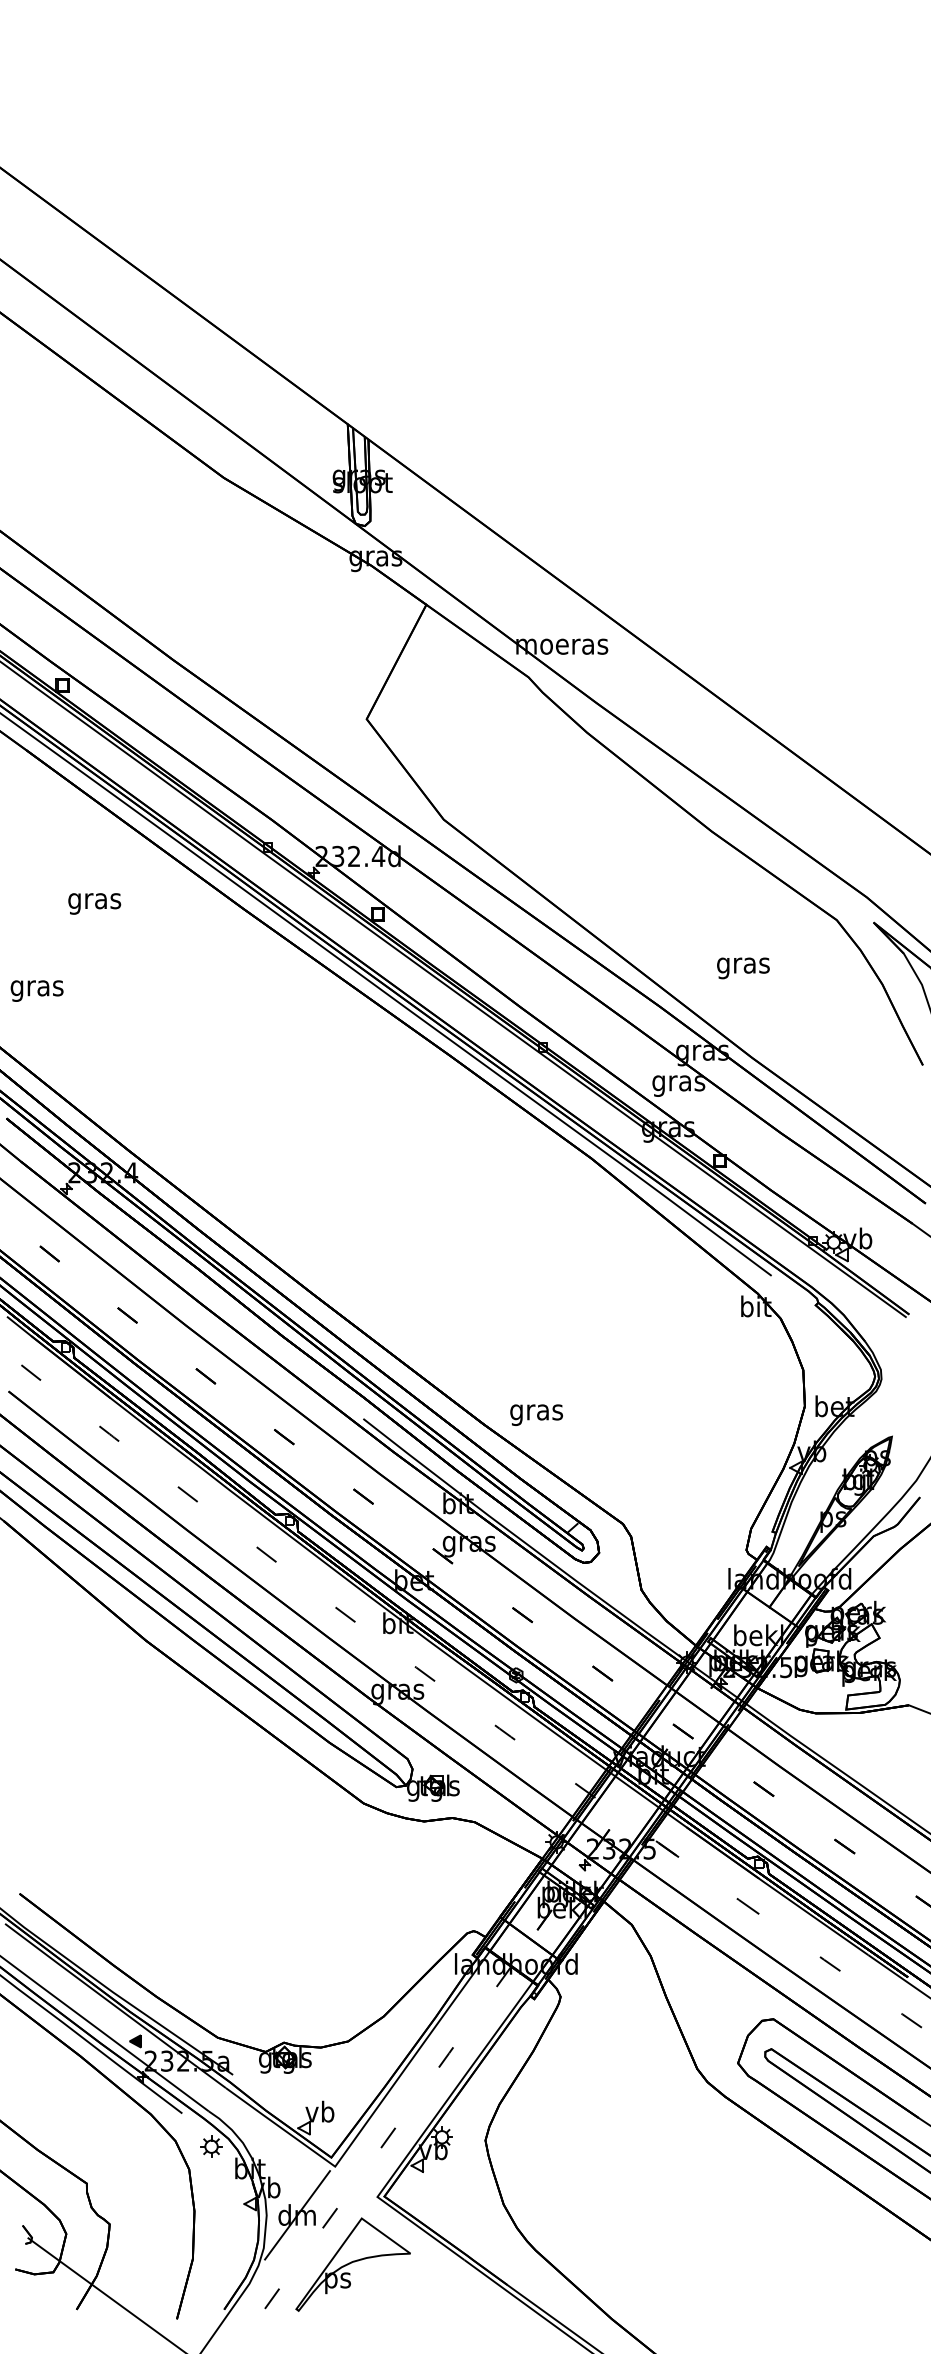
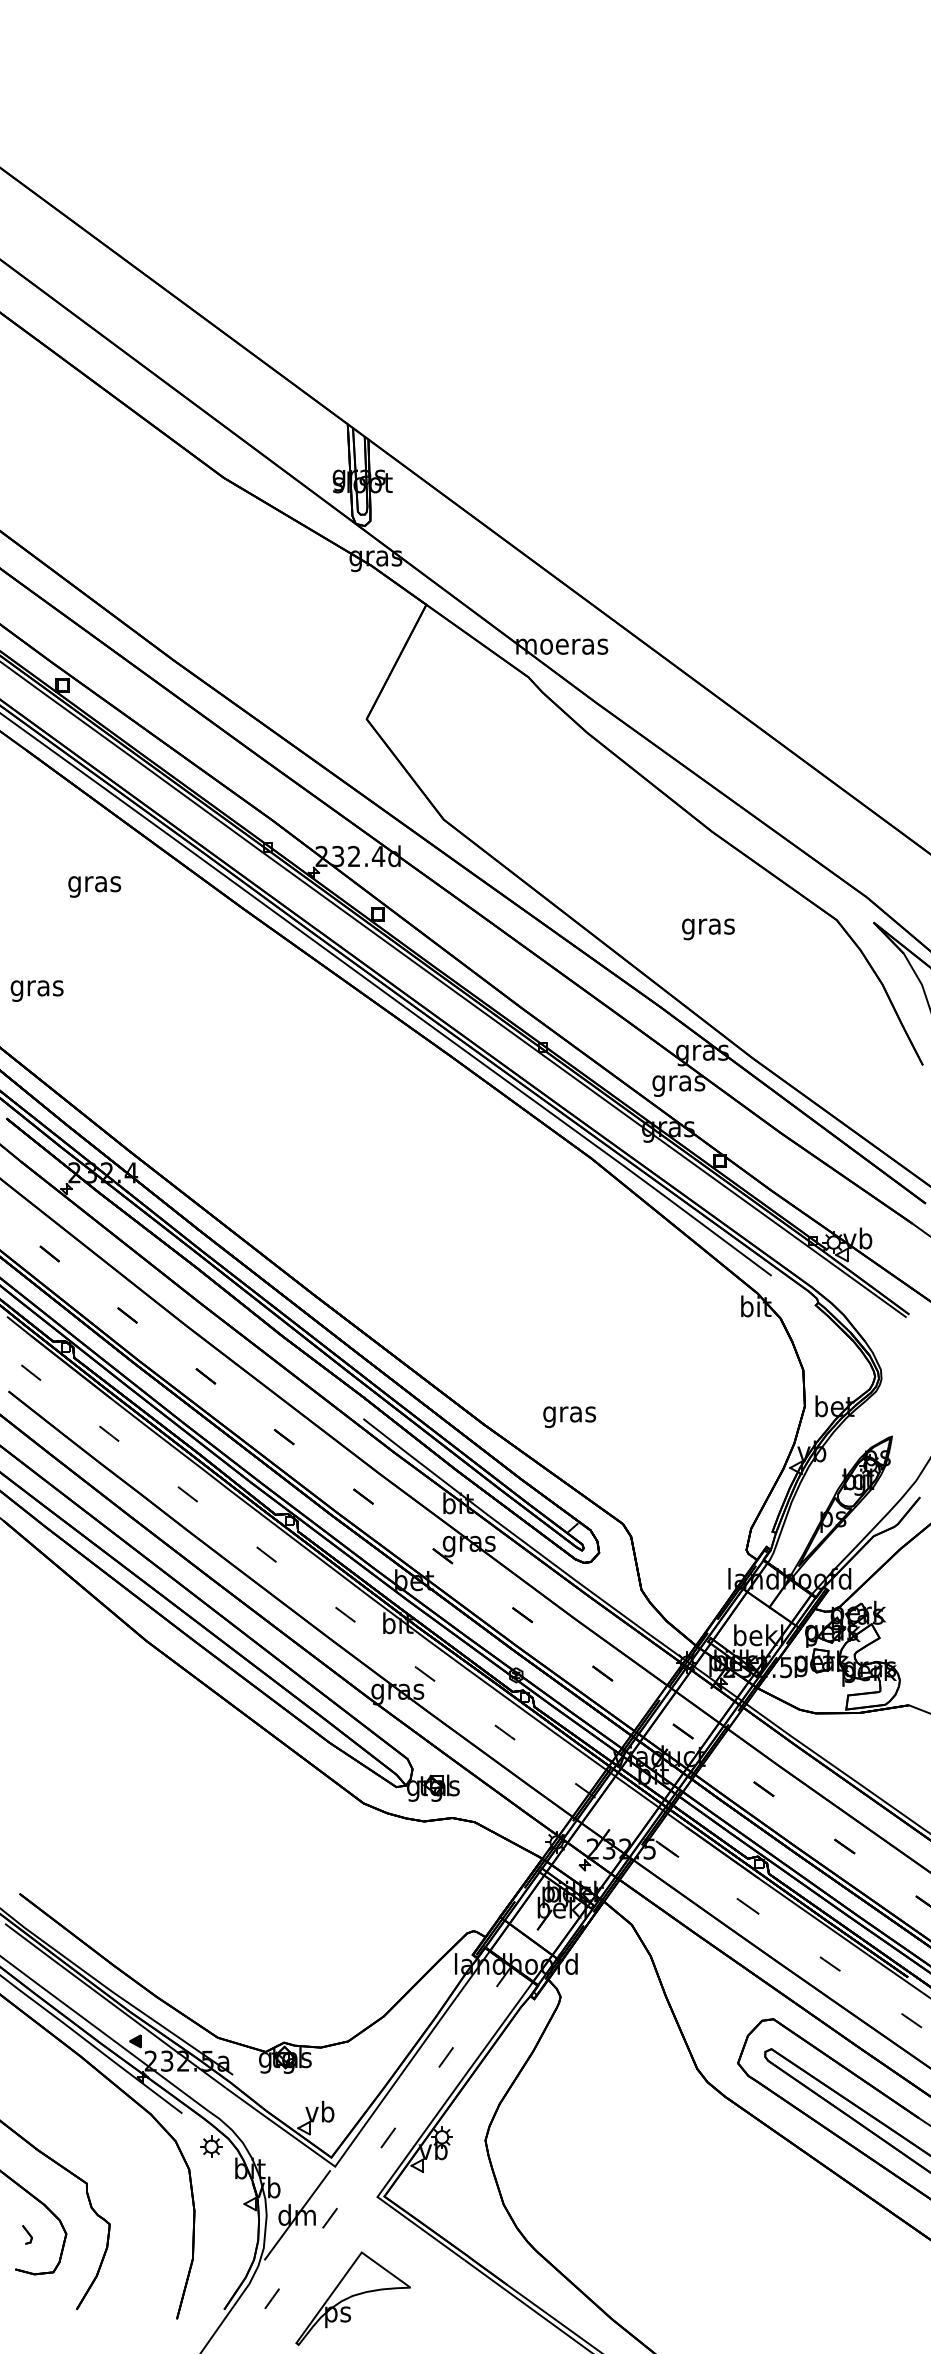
text position: (94, 903) -> (94, 886) (94, 886)
text position: (743, 968) -> (708, 929) (708, 929)
text position: (536, 1414) -> (569, 1416) (569, 1416)
part position: (352, 2264) -> (352, 2298) (352, 2298)
line: present -> none (105, 2294)
